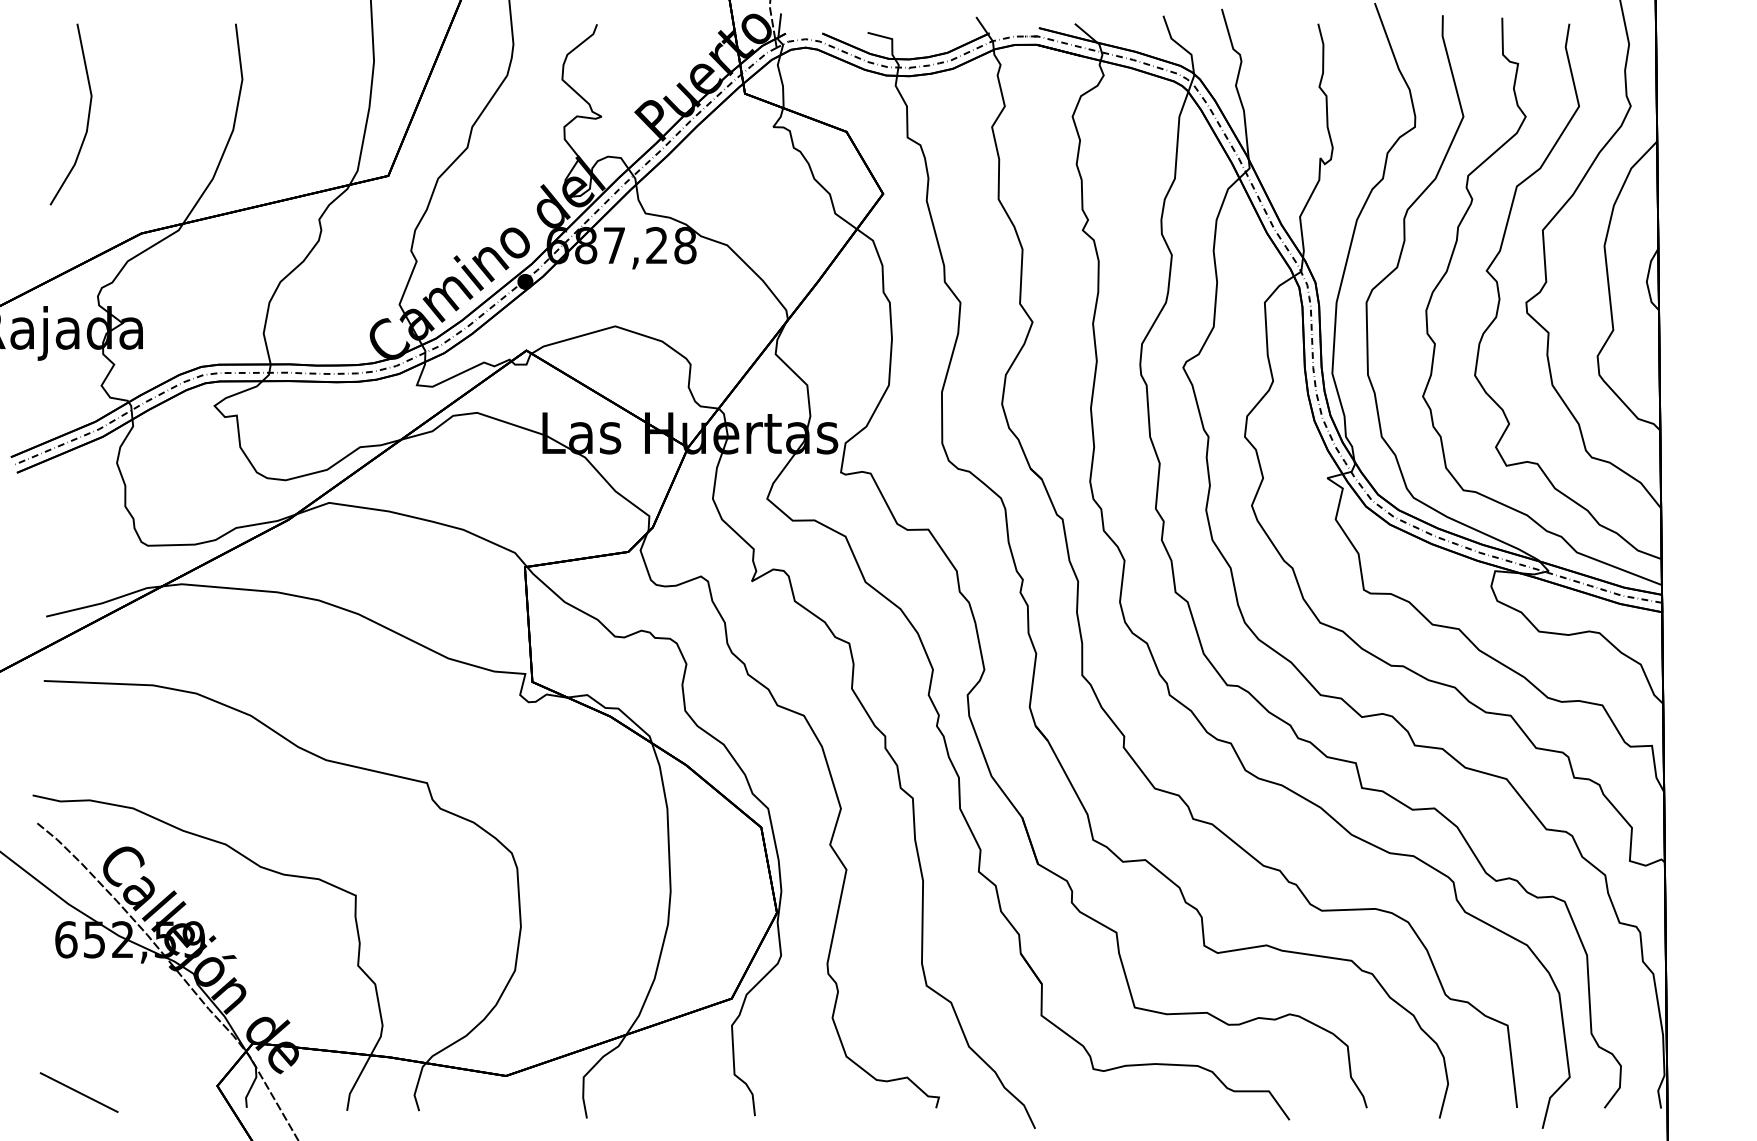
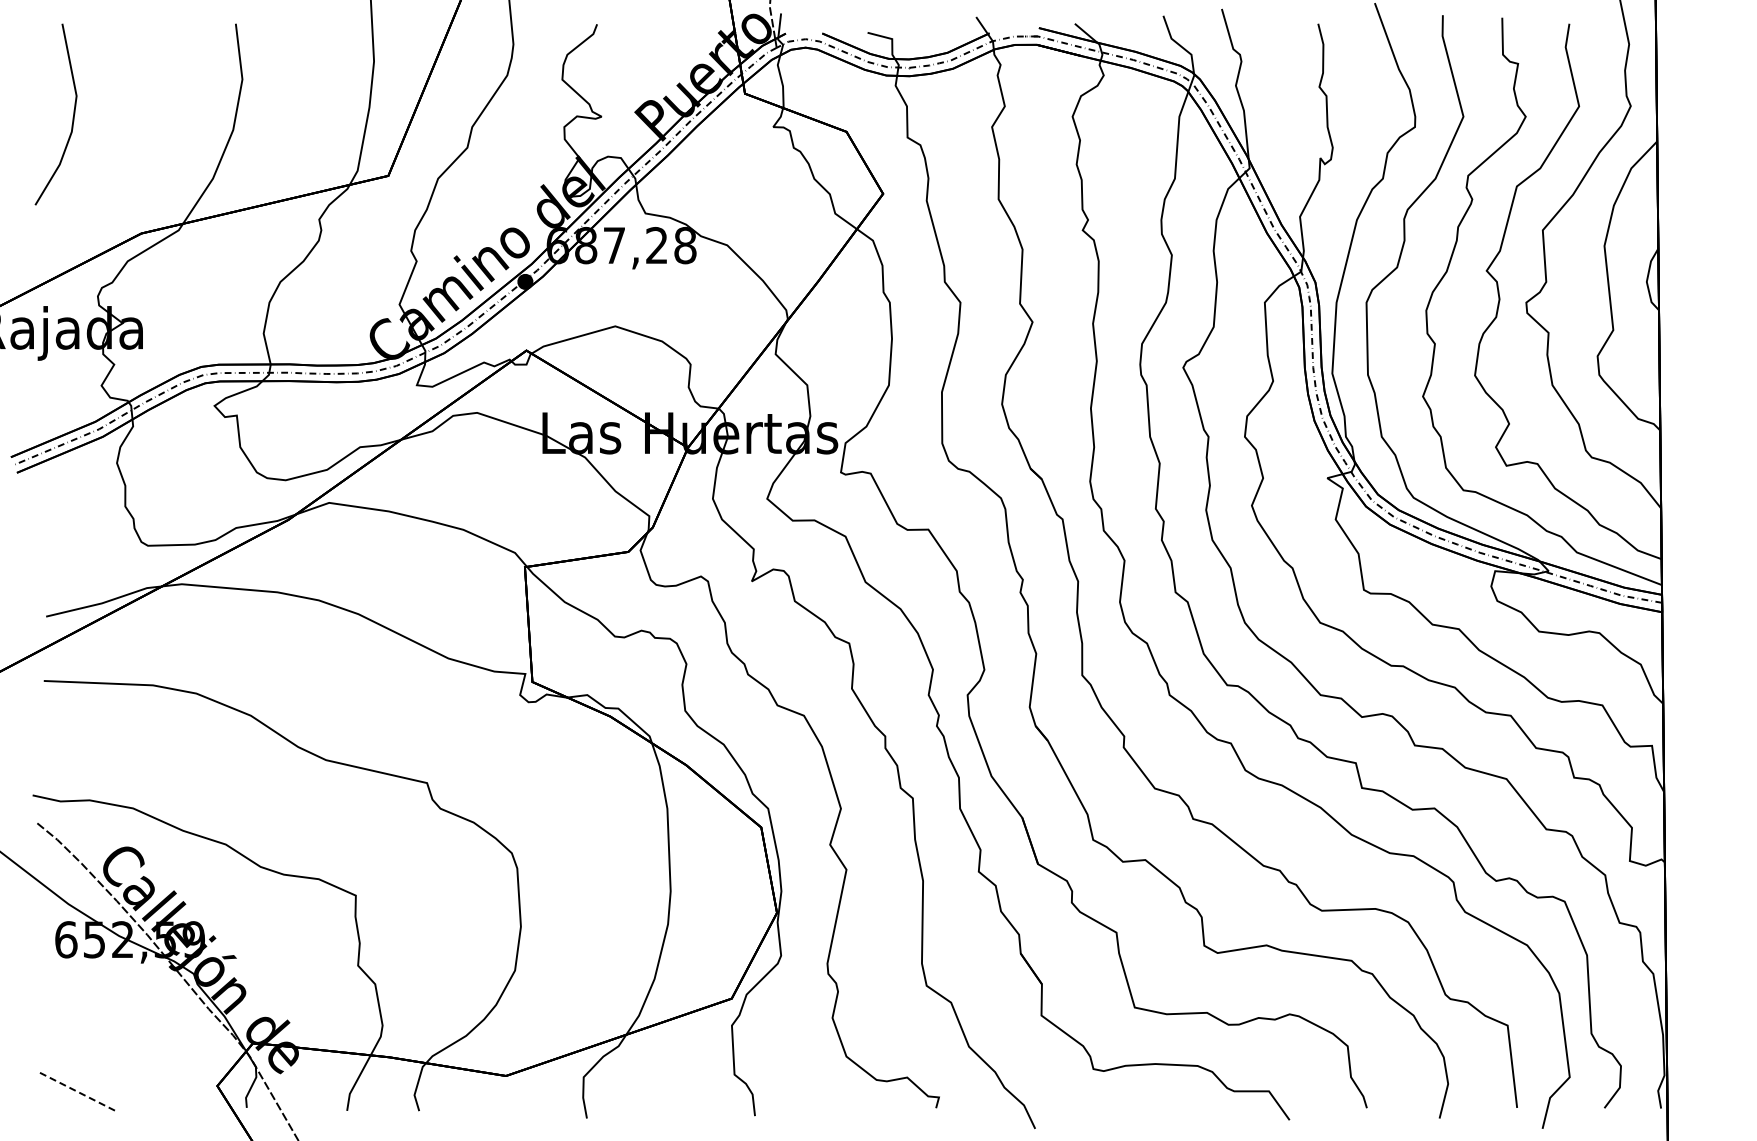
line position: (87, 117) -> (72, 117) (72, 117)
line: solid -> dashed (79, 1092)
